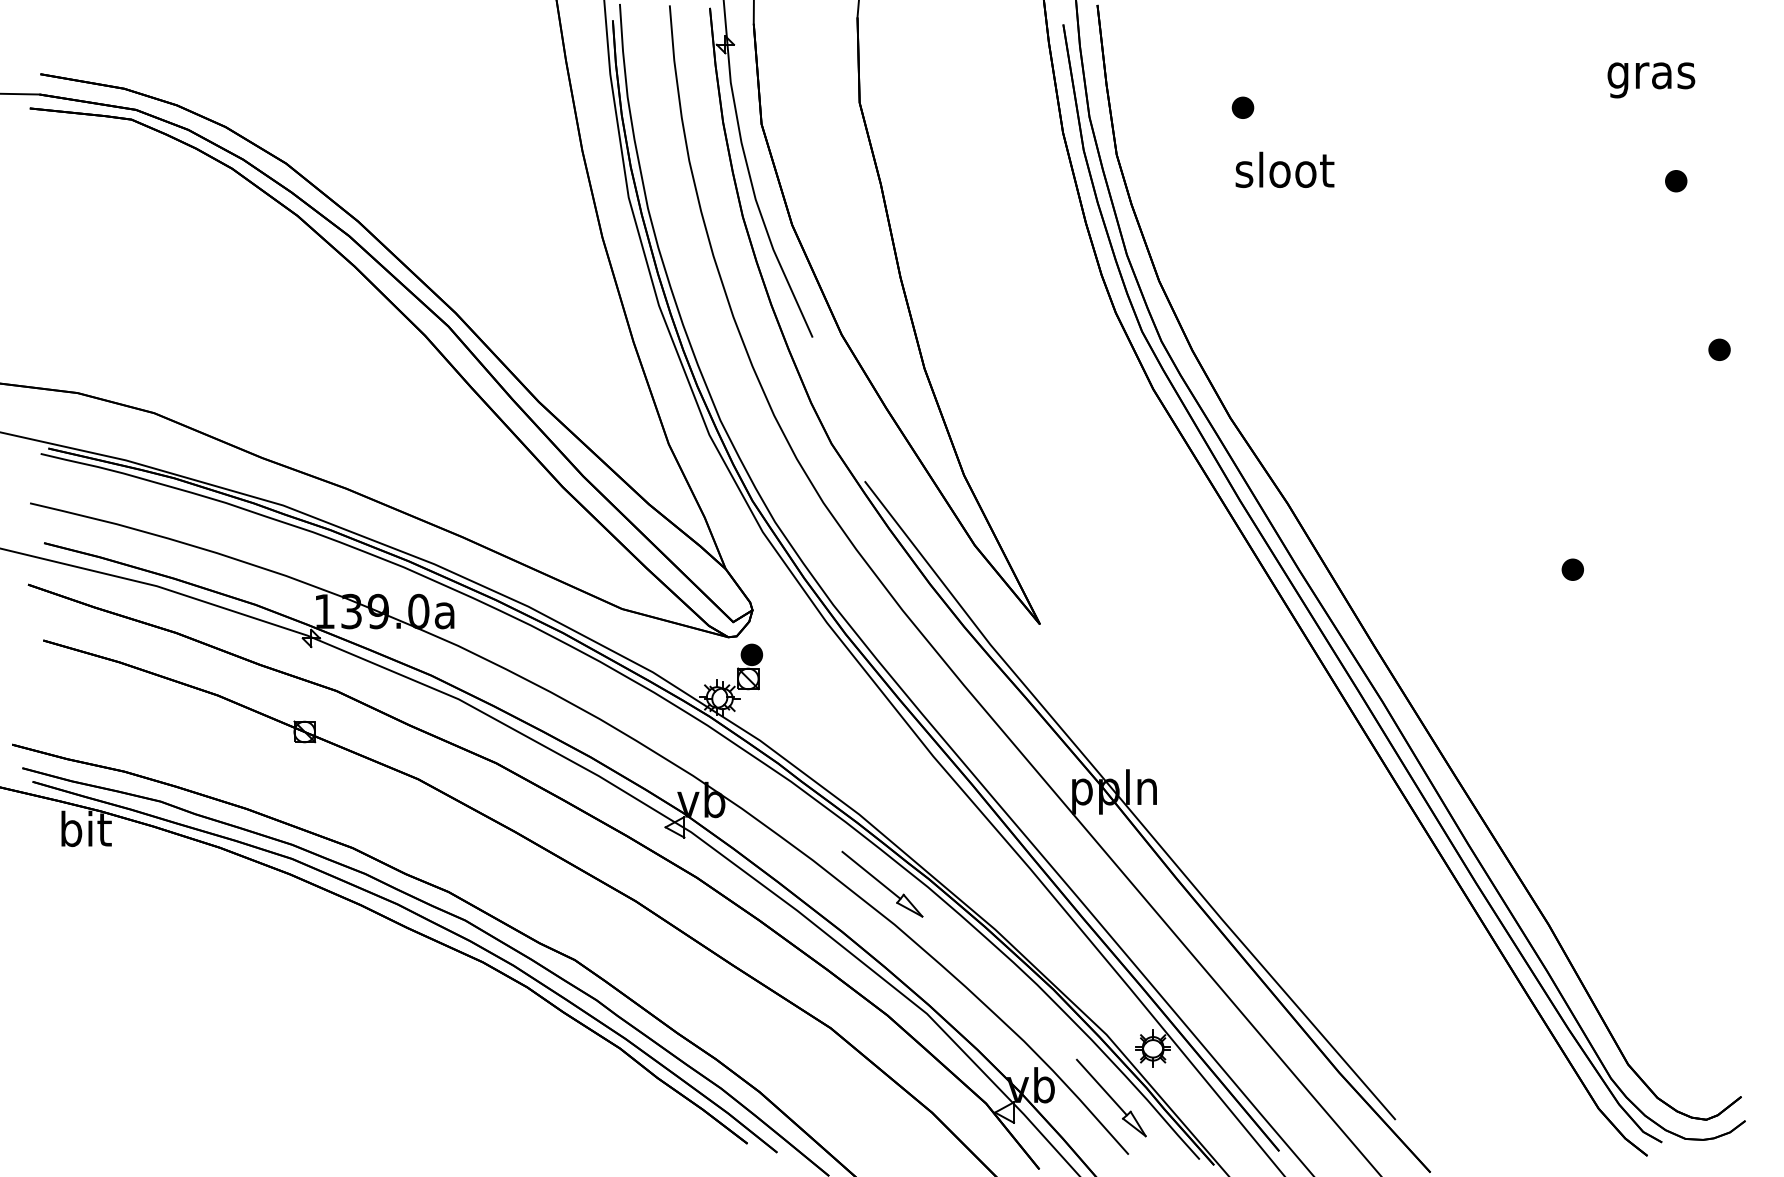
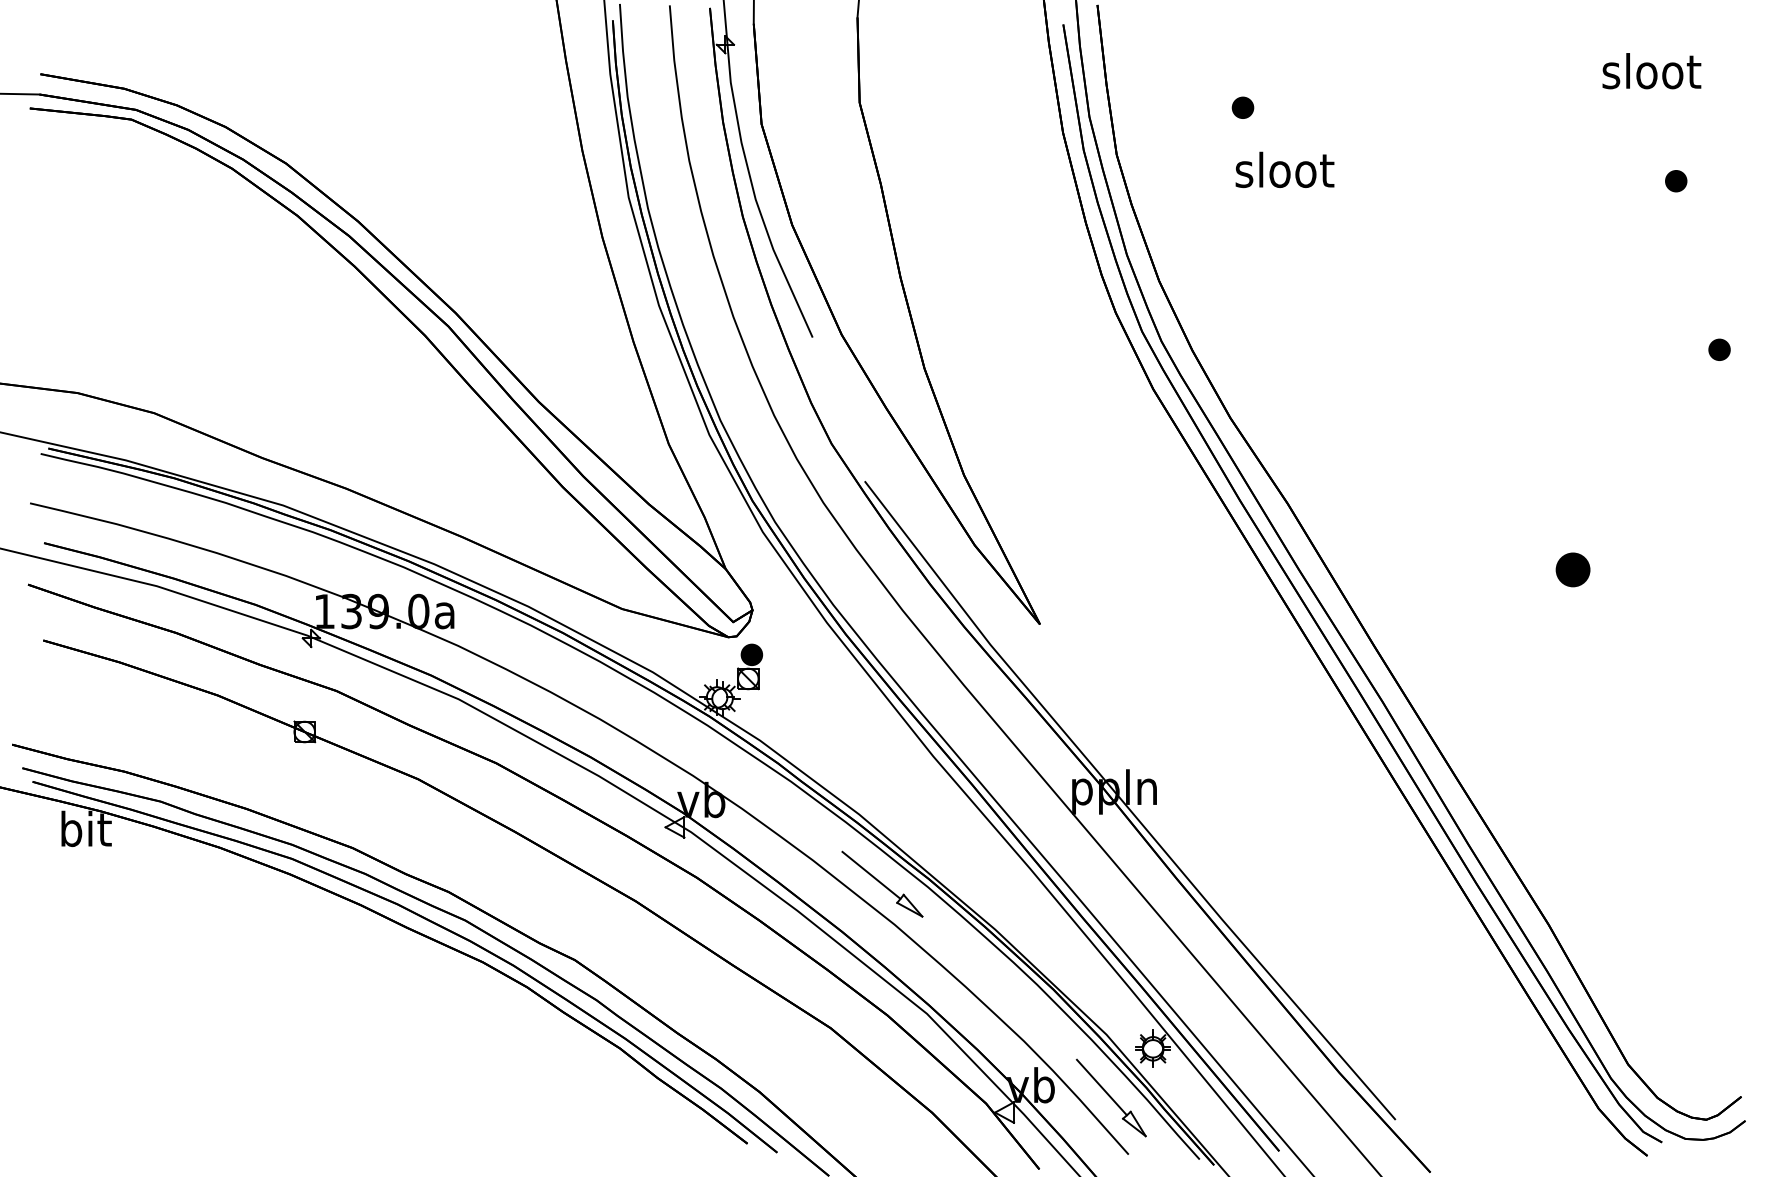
text: gras -> sloot (1651, 75)
part size: 23x23 px -> 36x36 px (1572, 569)
